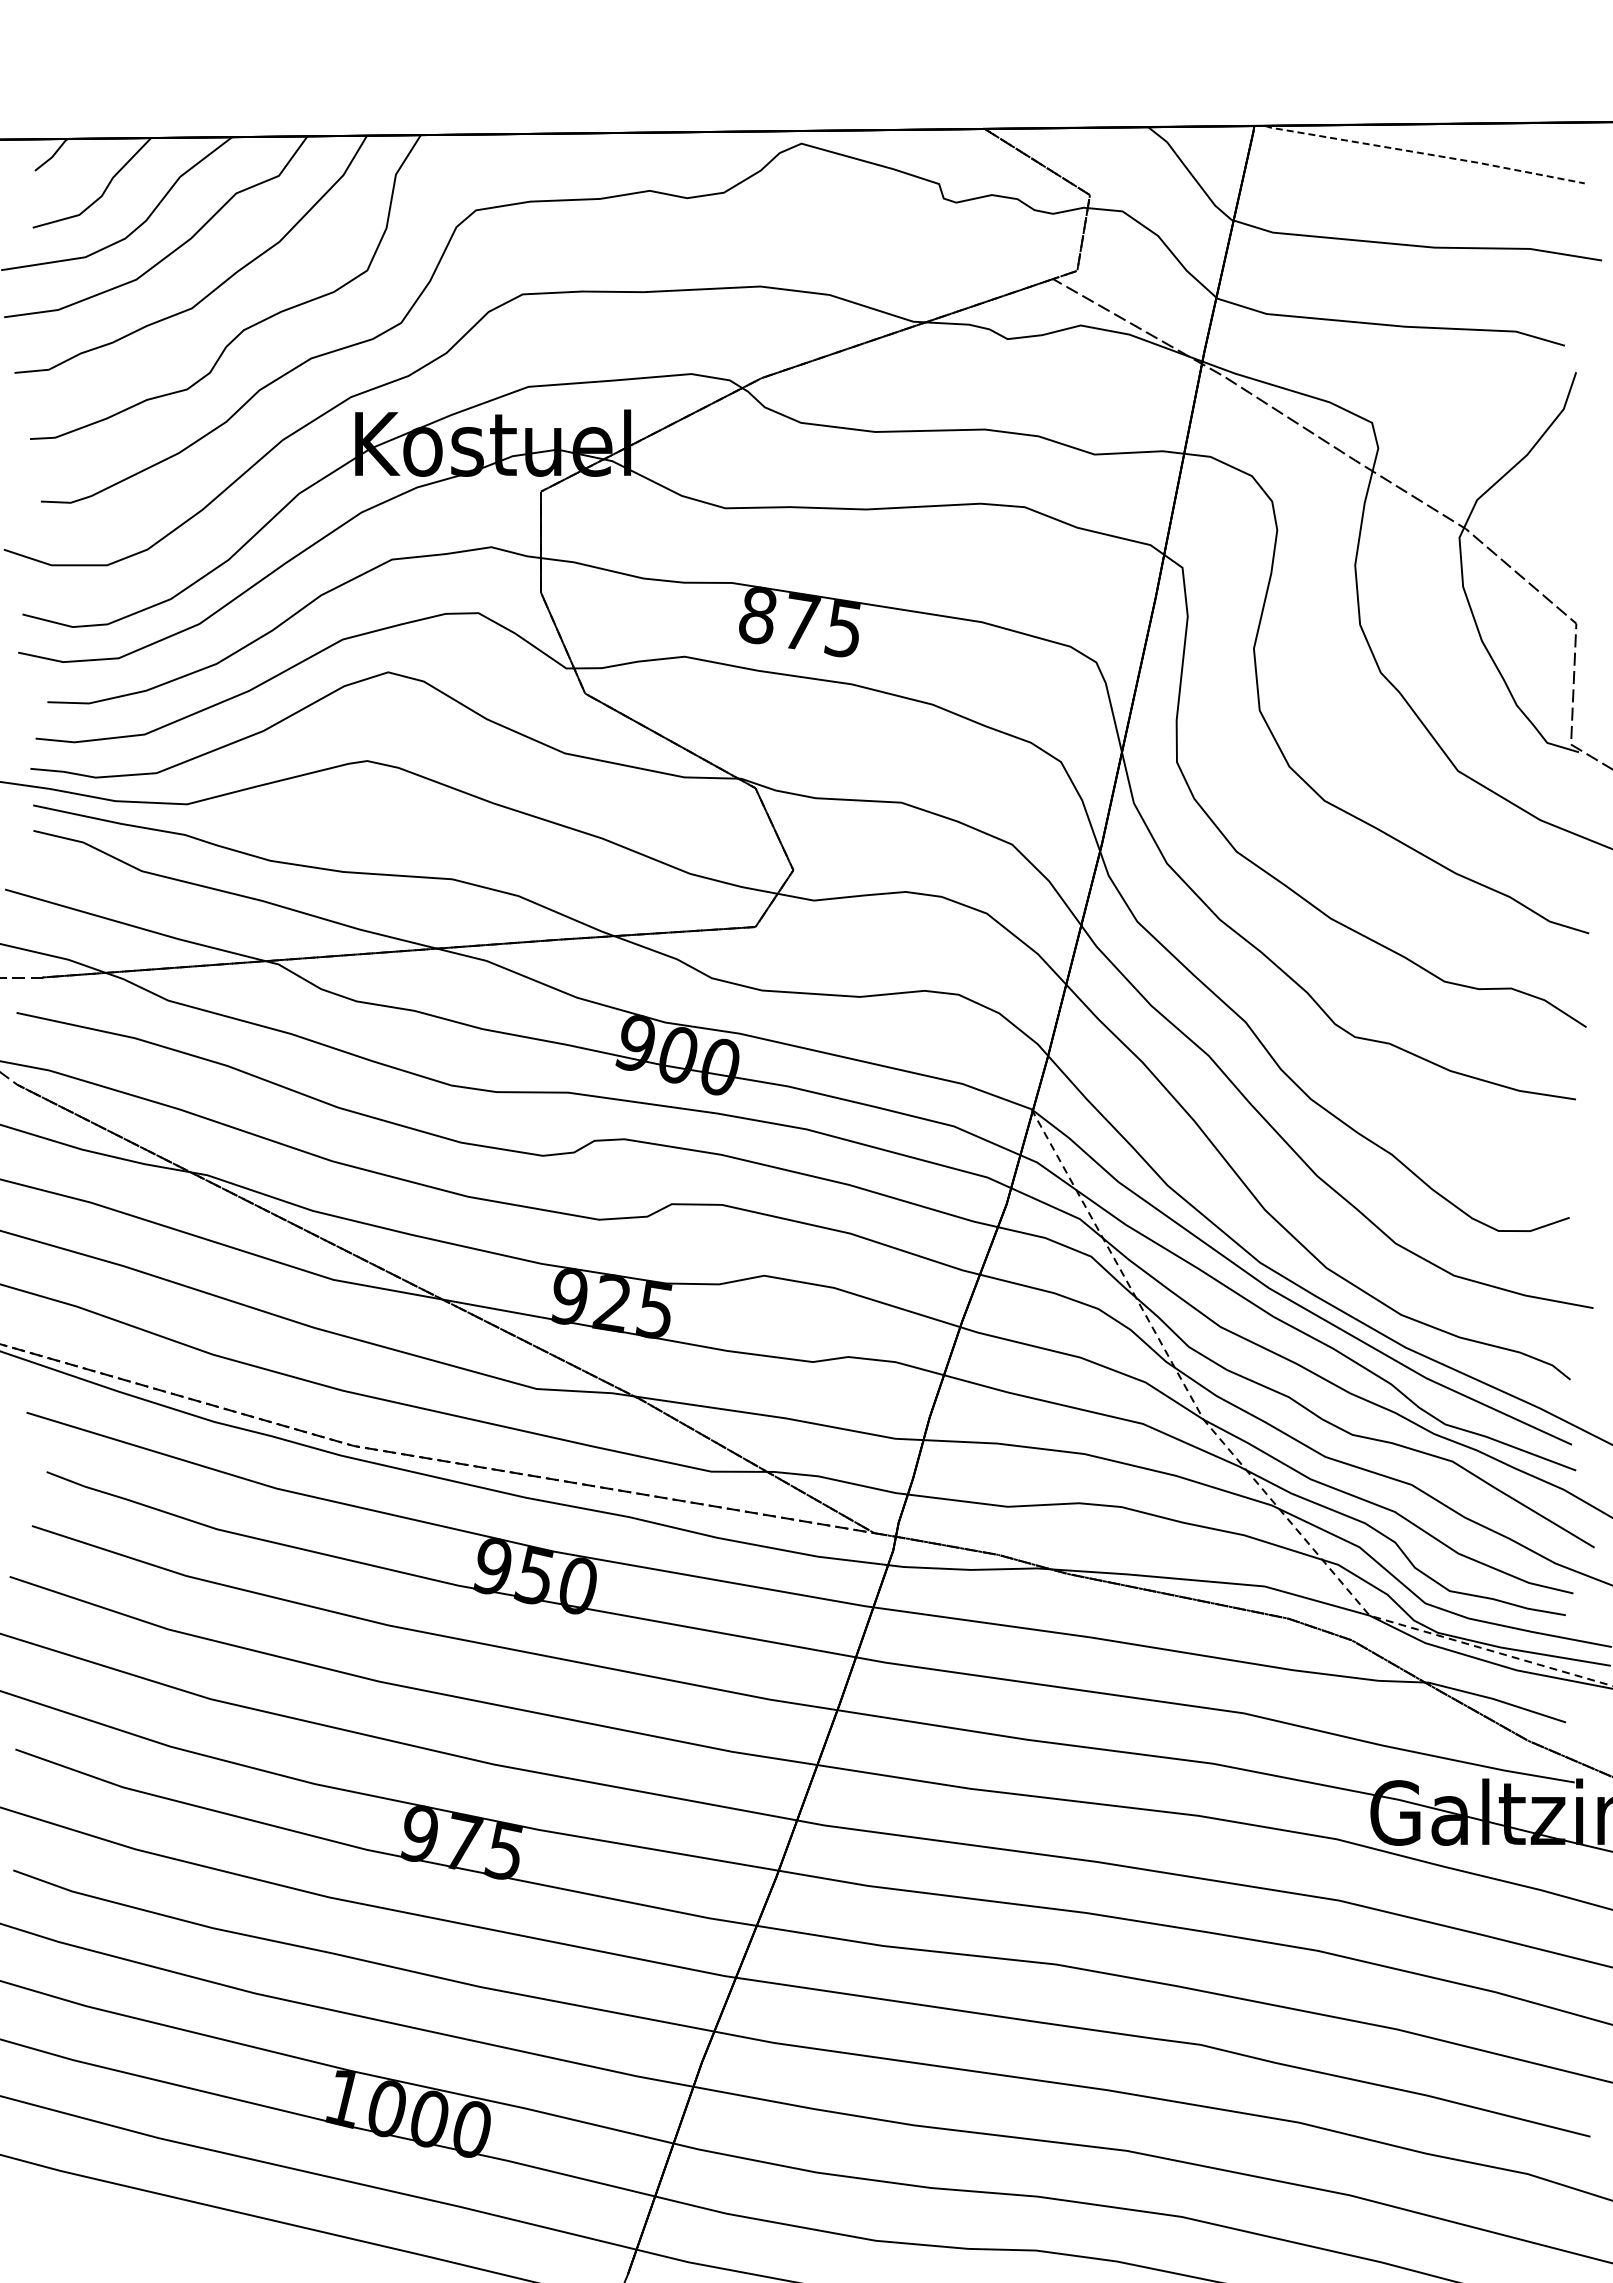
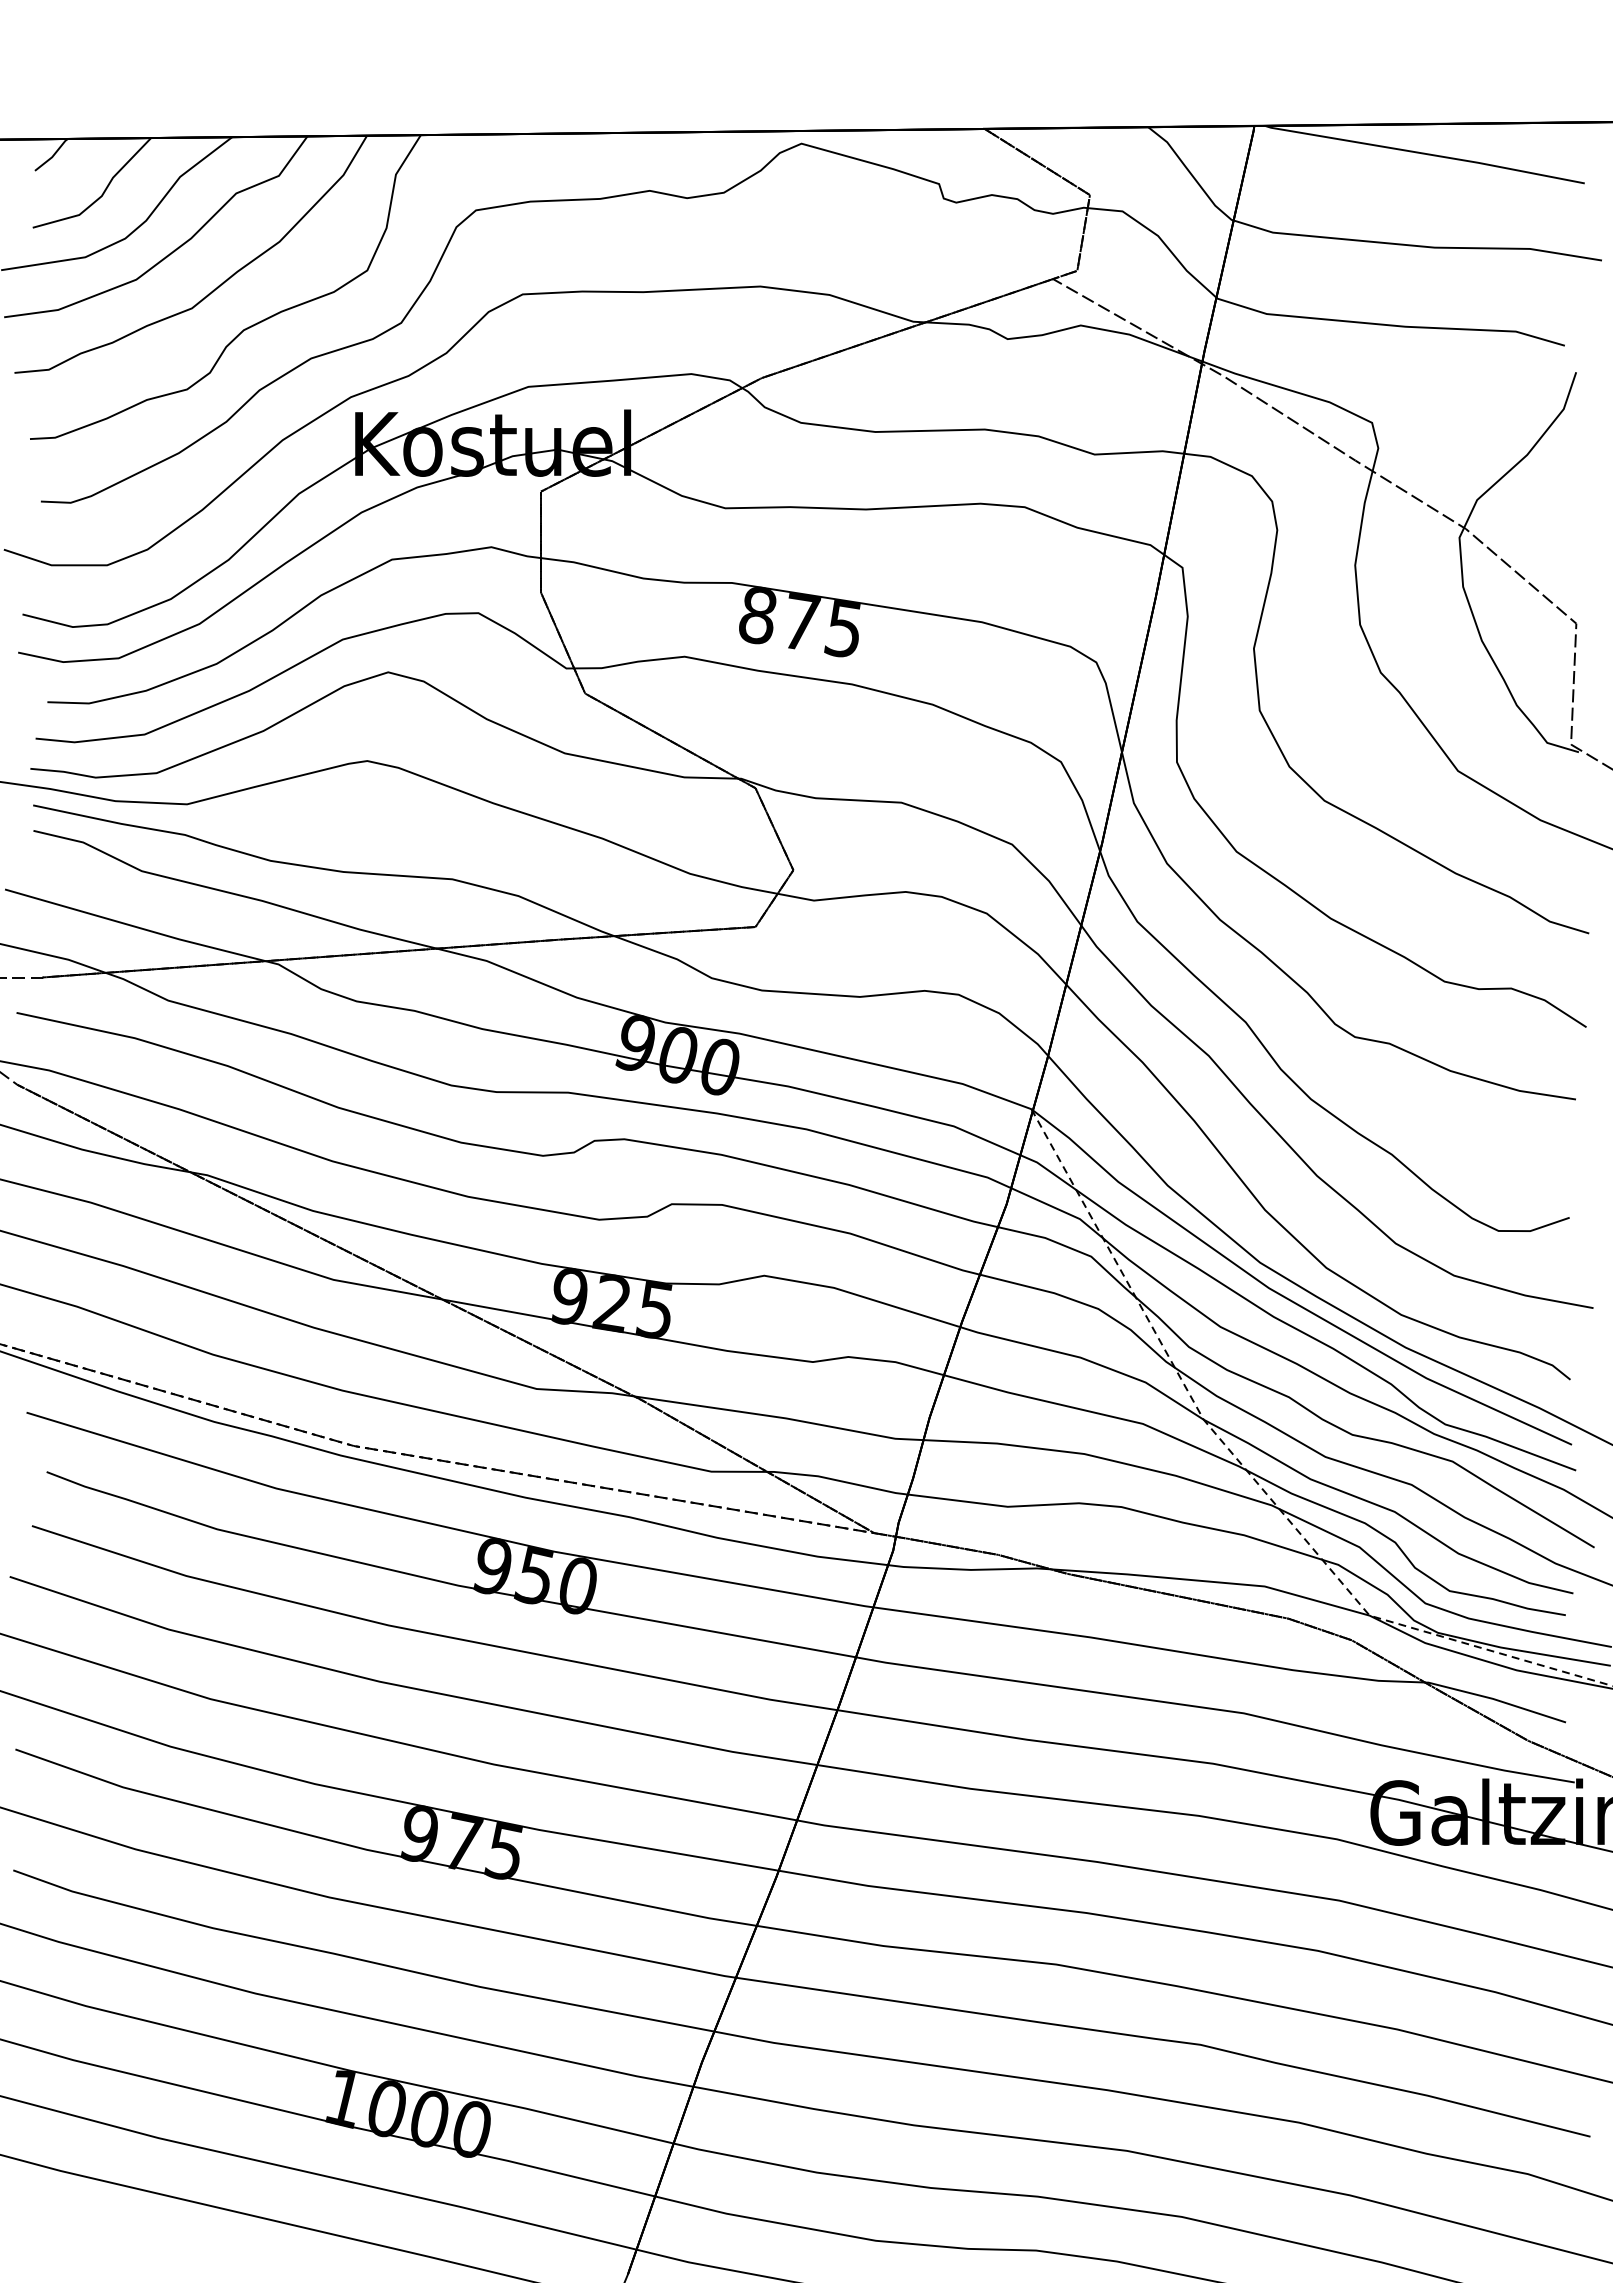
line: dashed -> solid (1425, 153)
